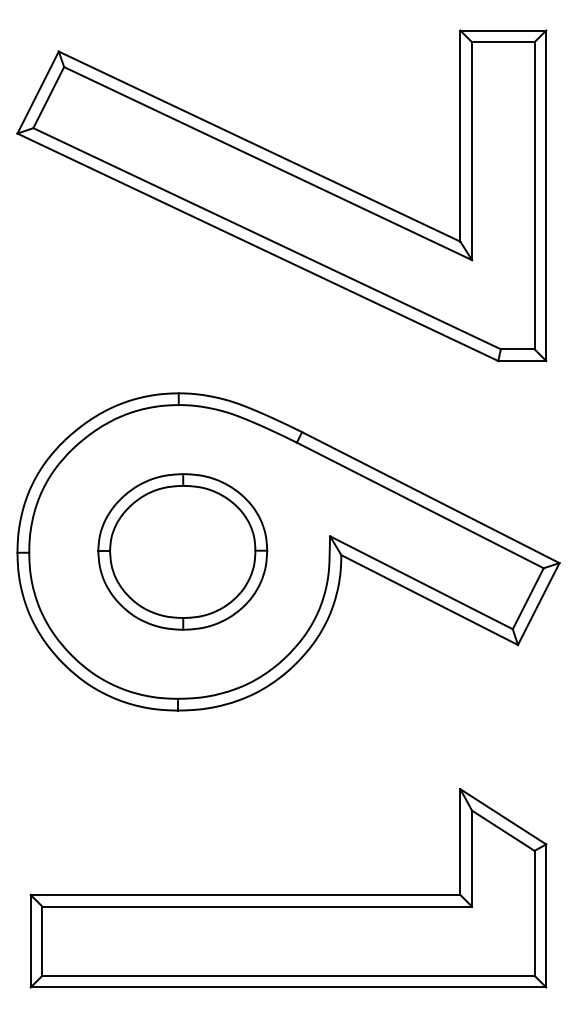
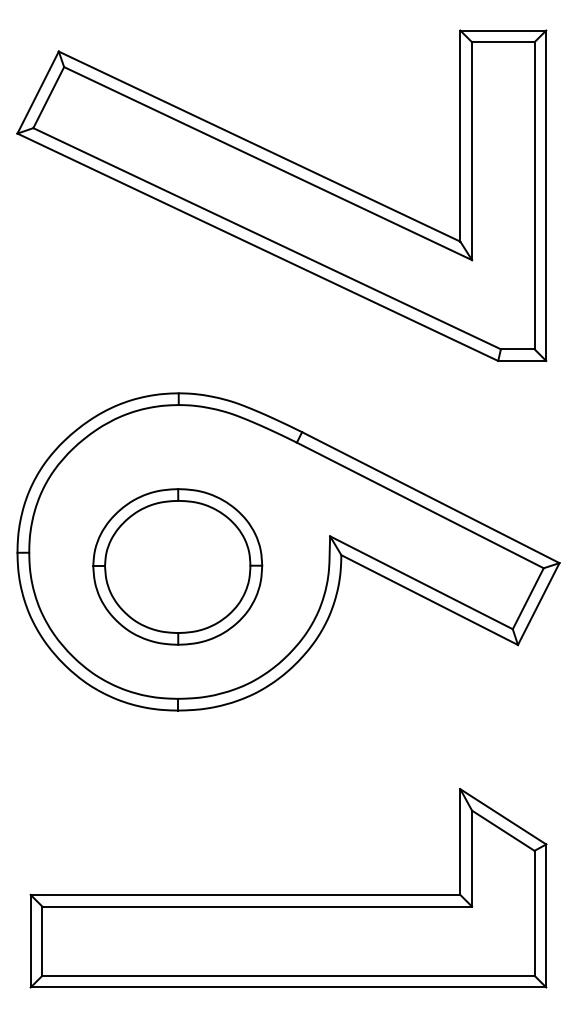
part position: (182, 551) -> (177, 566) (177, 566)
